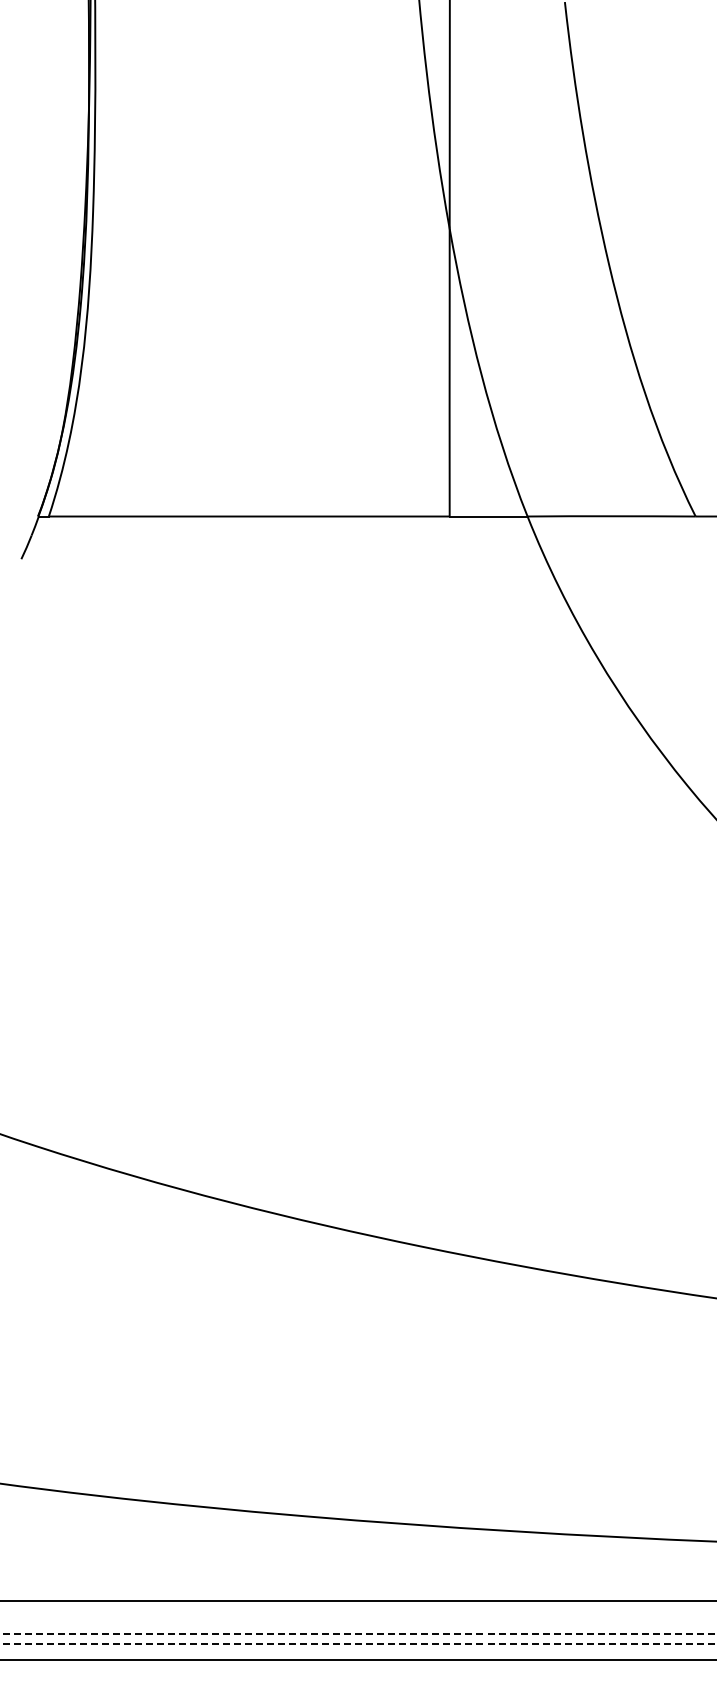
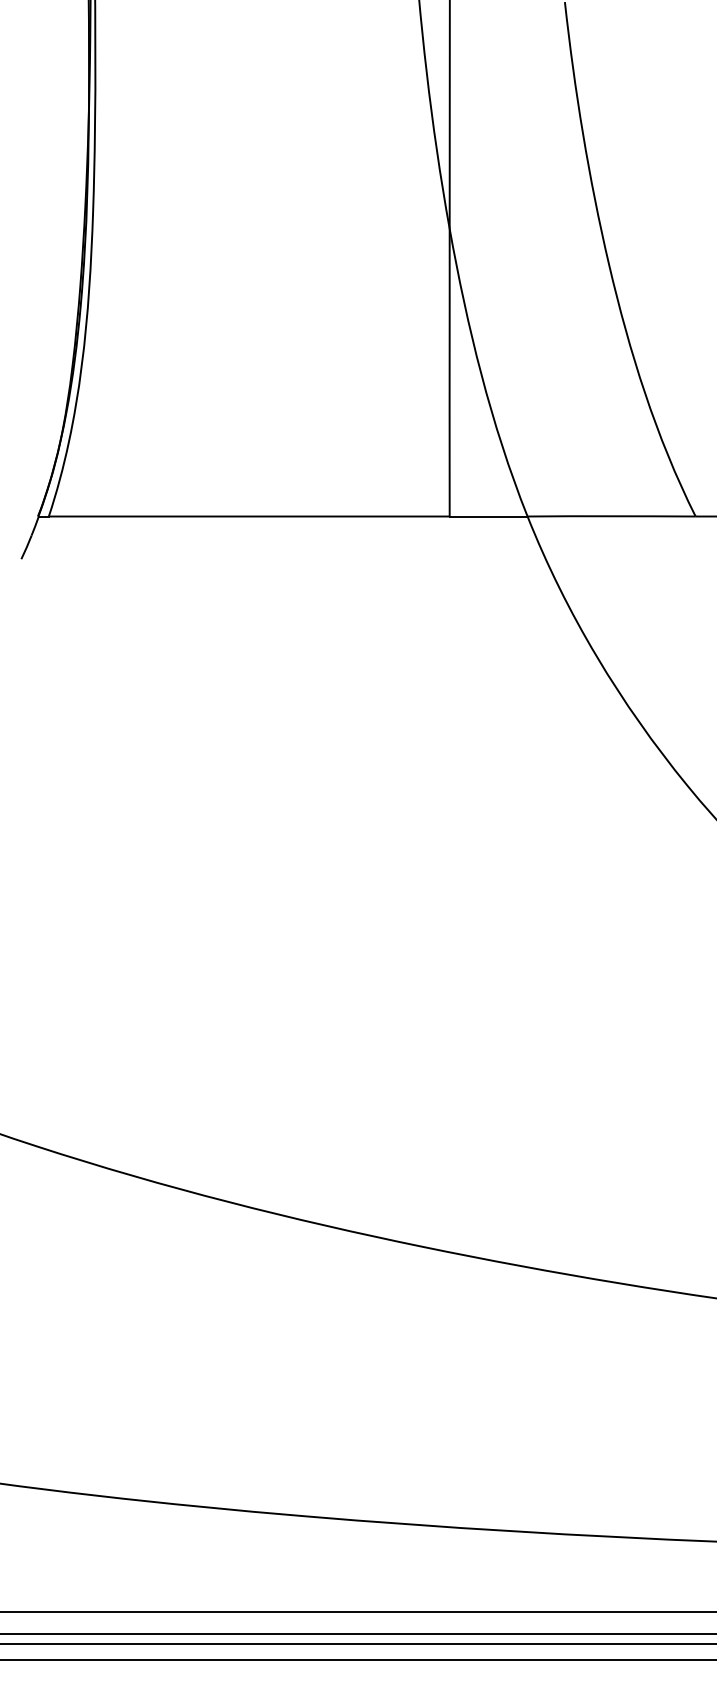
line position: (357, 1601) -> (357, 1612) (357, 1612)
line: dashed -> solid (358, 1634)
line: dashed -> solid (358, 1644)
